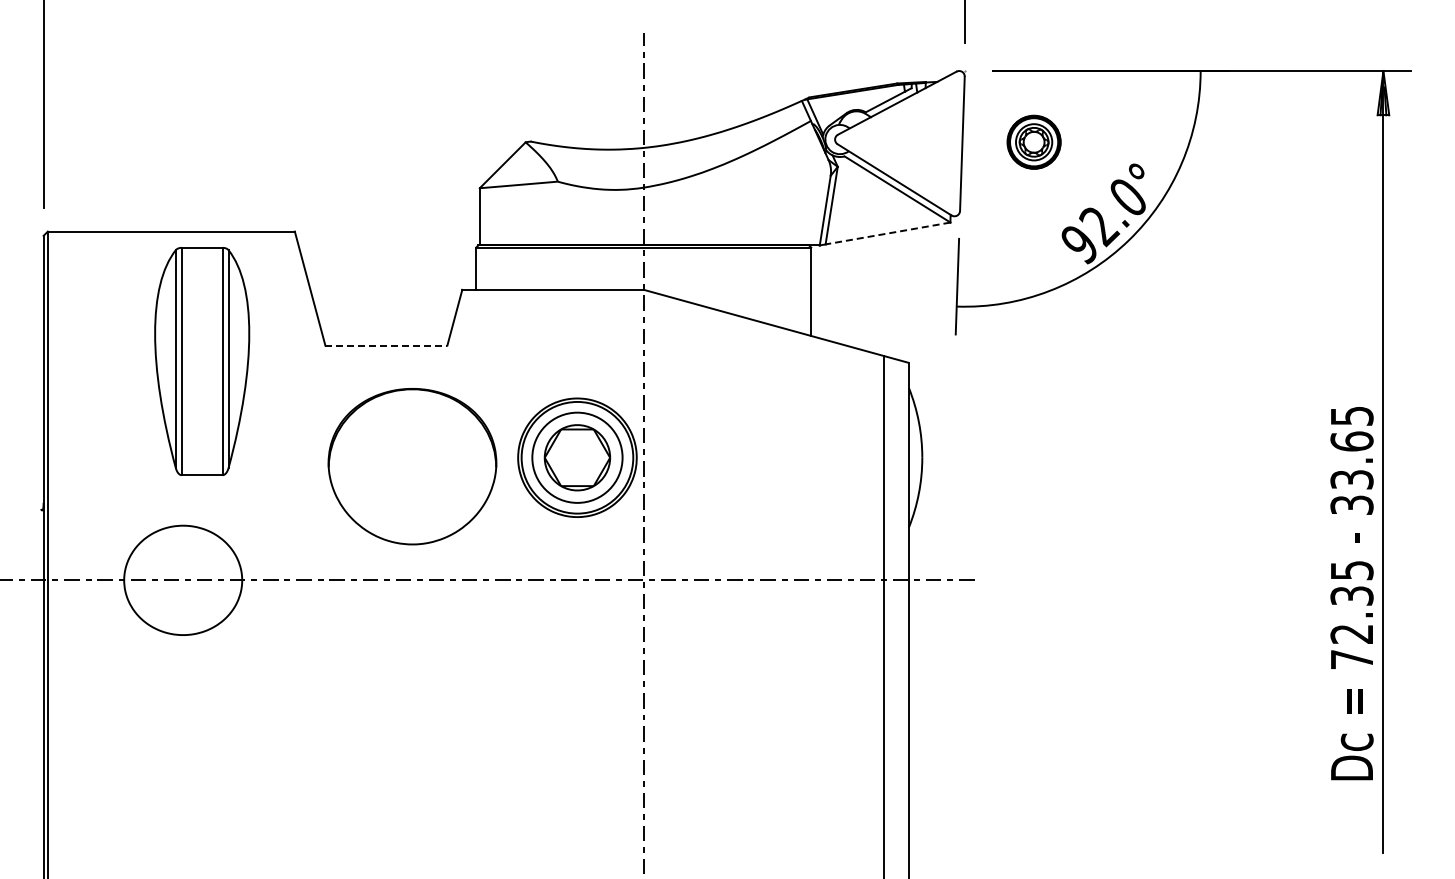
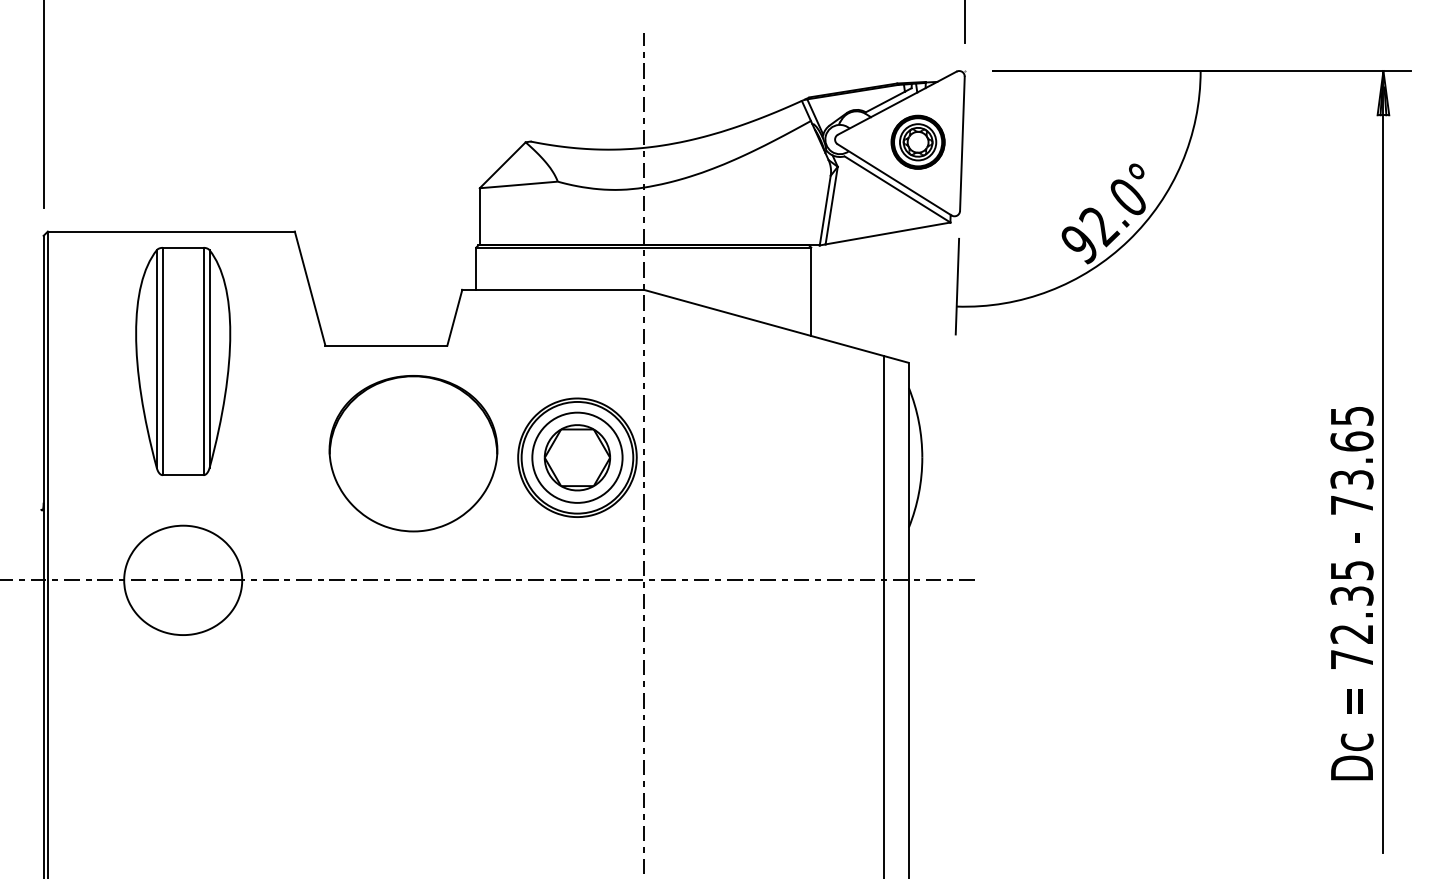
part position: (1033, 141) -> (917, 141) (917, 141)
line: dashed -> solid (887, 233)
line: dashed -> solid (386, 345)
part position: (202, 361) -> (183, 361) (183, 361)
part position: (412, 466) -> (413, 453) (413, 453)
text: 33.65 -> 73.65 (1351, 504)
